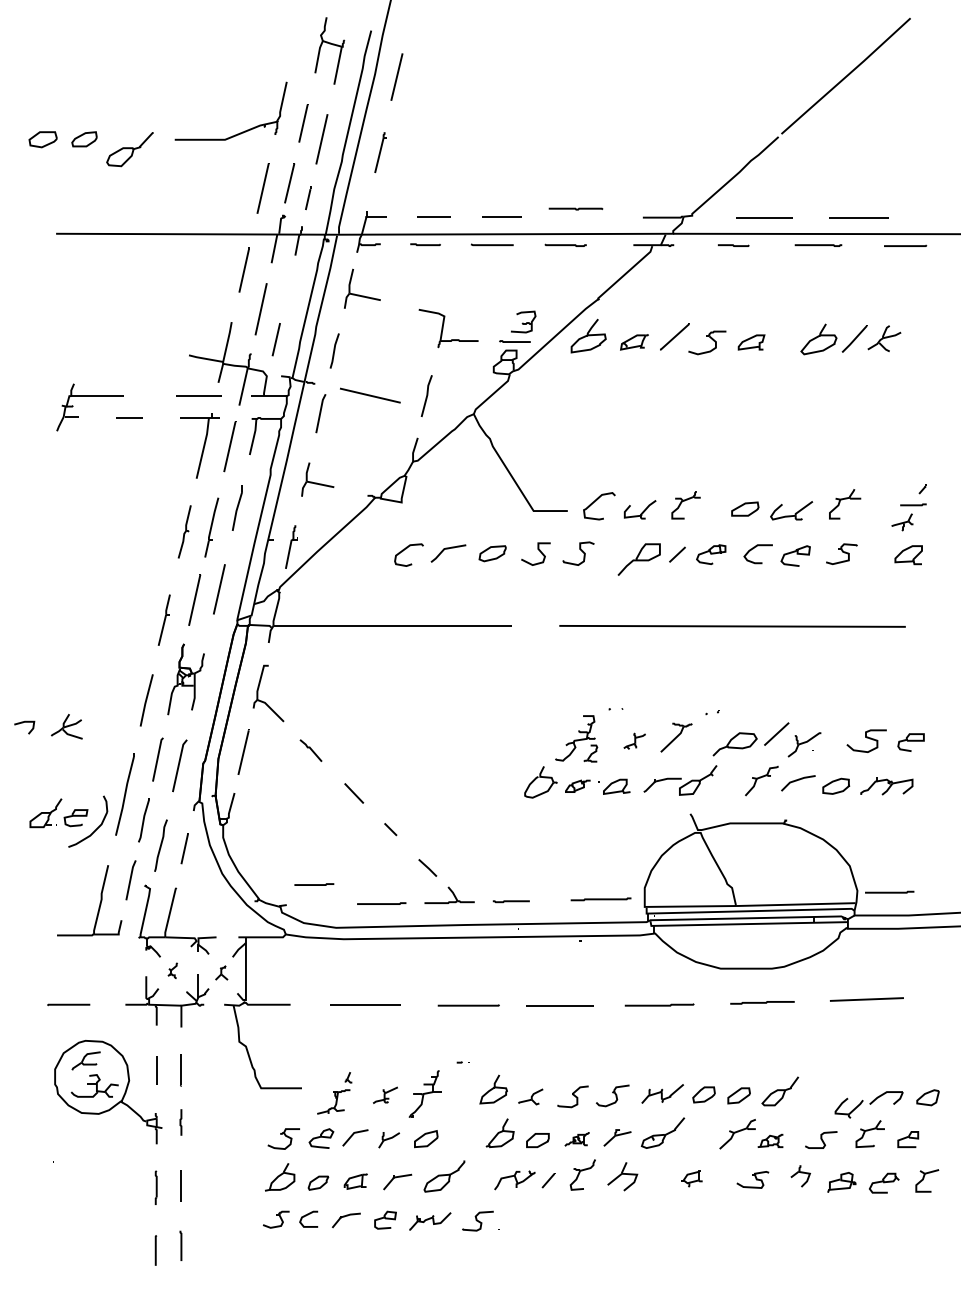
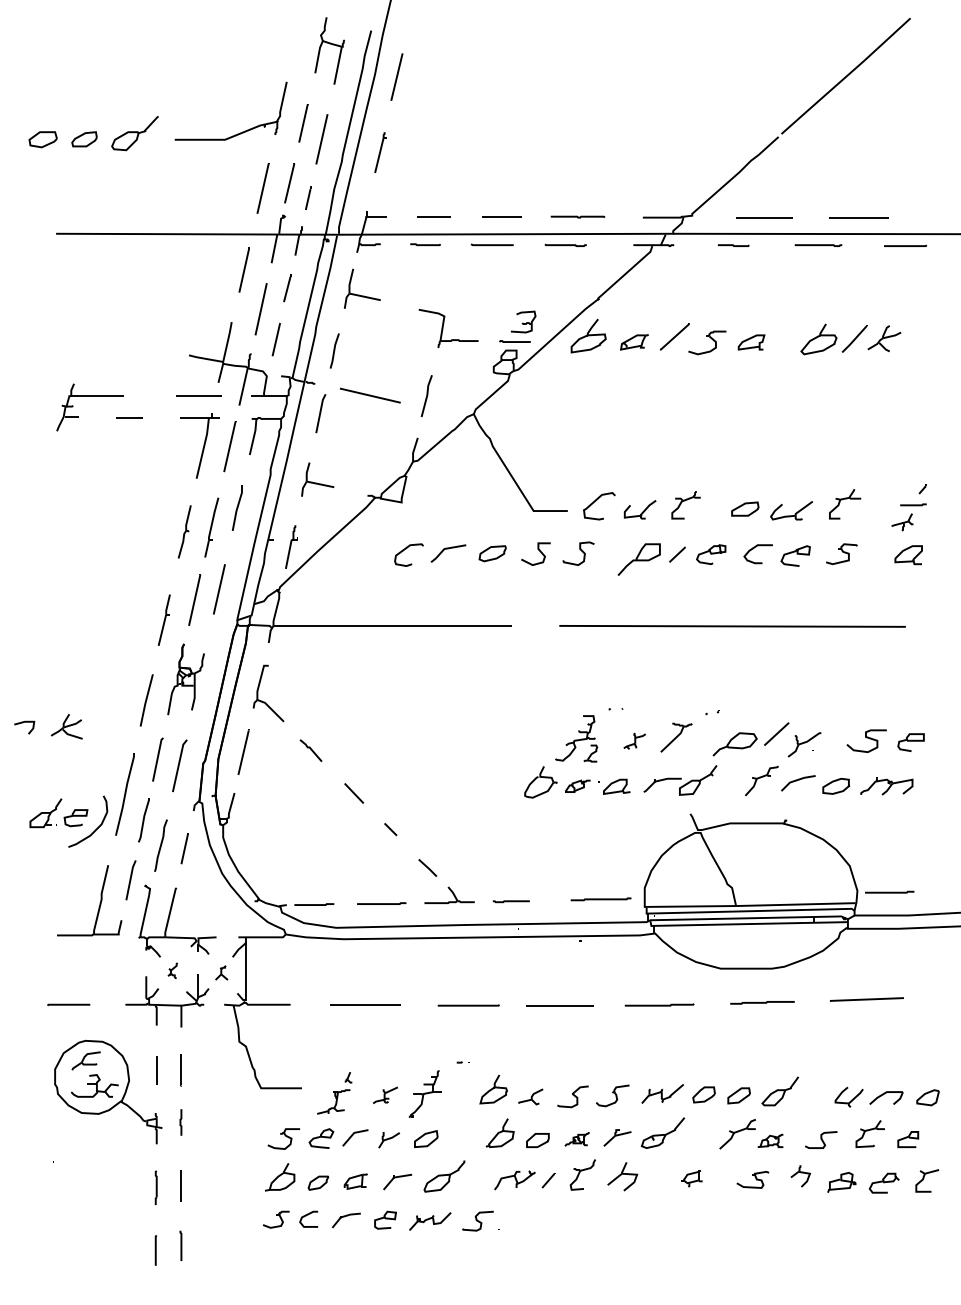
part position: (129, 149) -> (134, 133) (134, 133)
line position: (575, 208) -> (577, 216) (577, 216)
line: none -> present (287, 288)
line position: (314, 884) -> (314, 904) (314, 904)
part position: (848, 1107) -> (848, 1096) (848, 1096)
